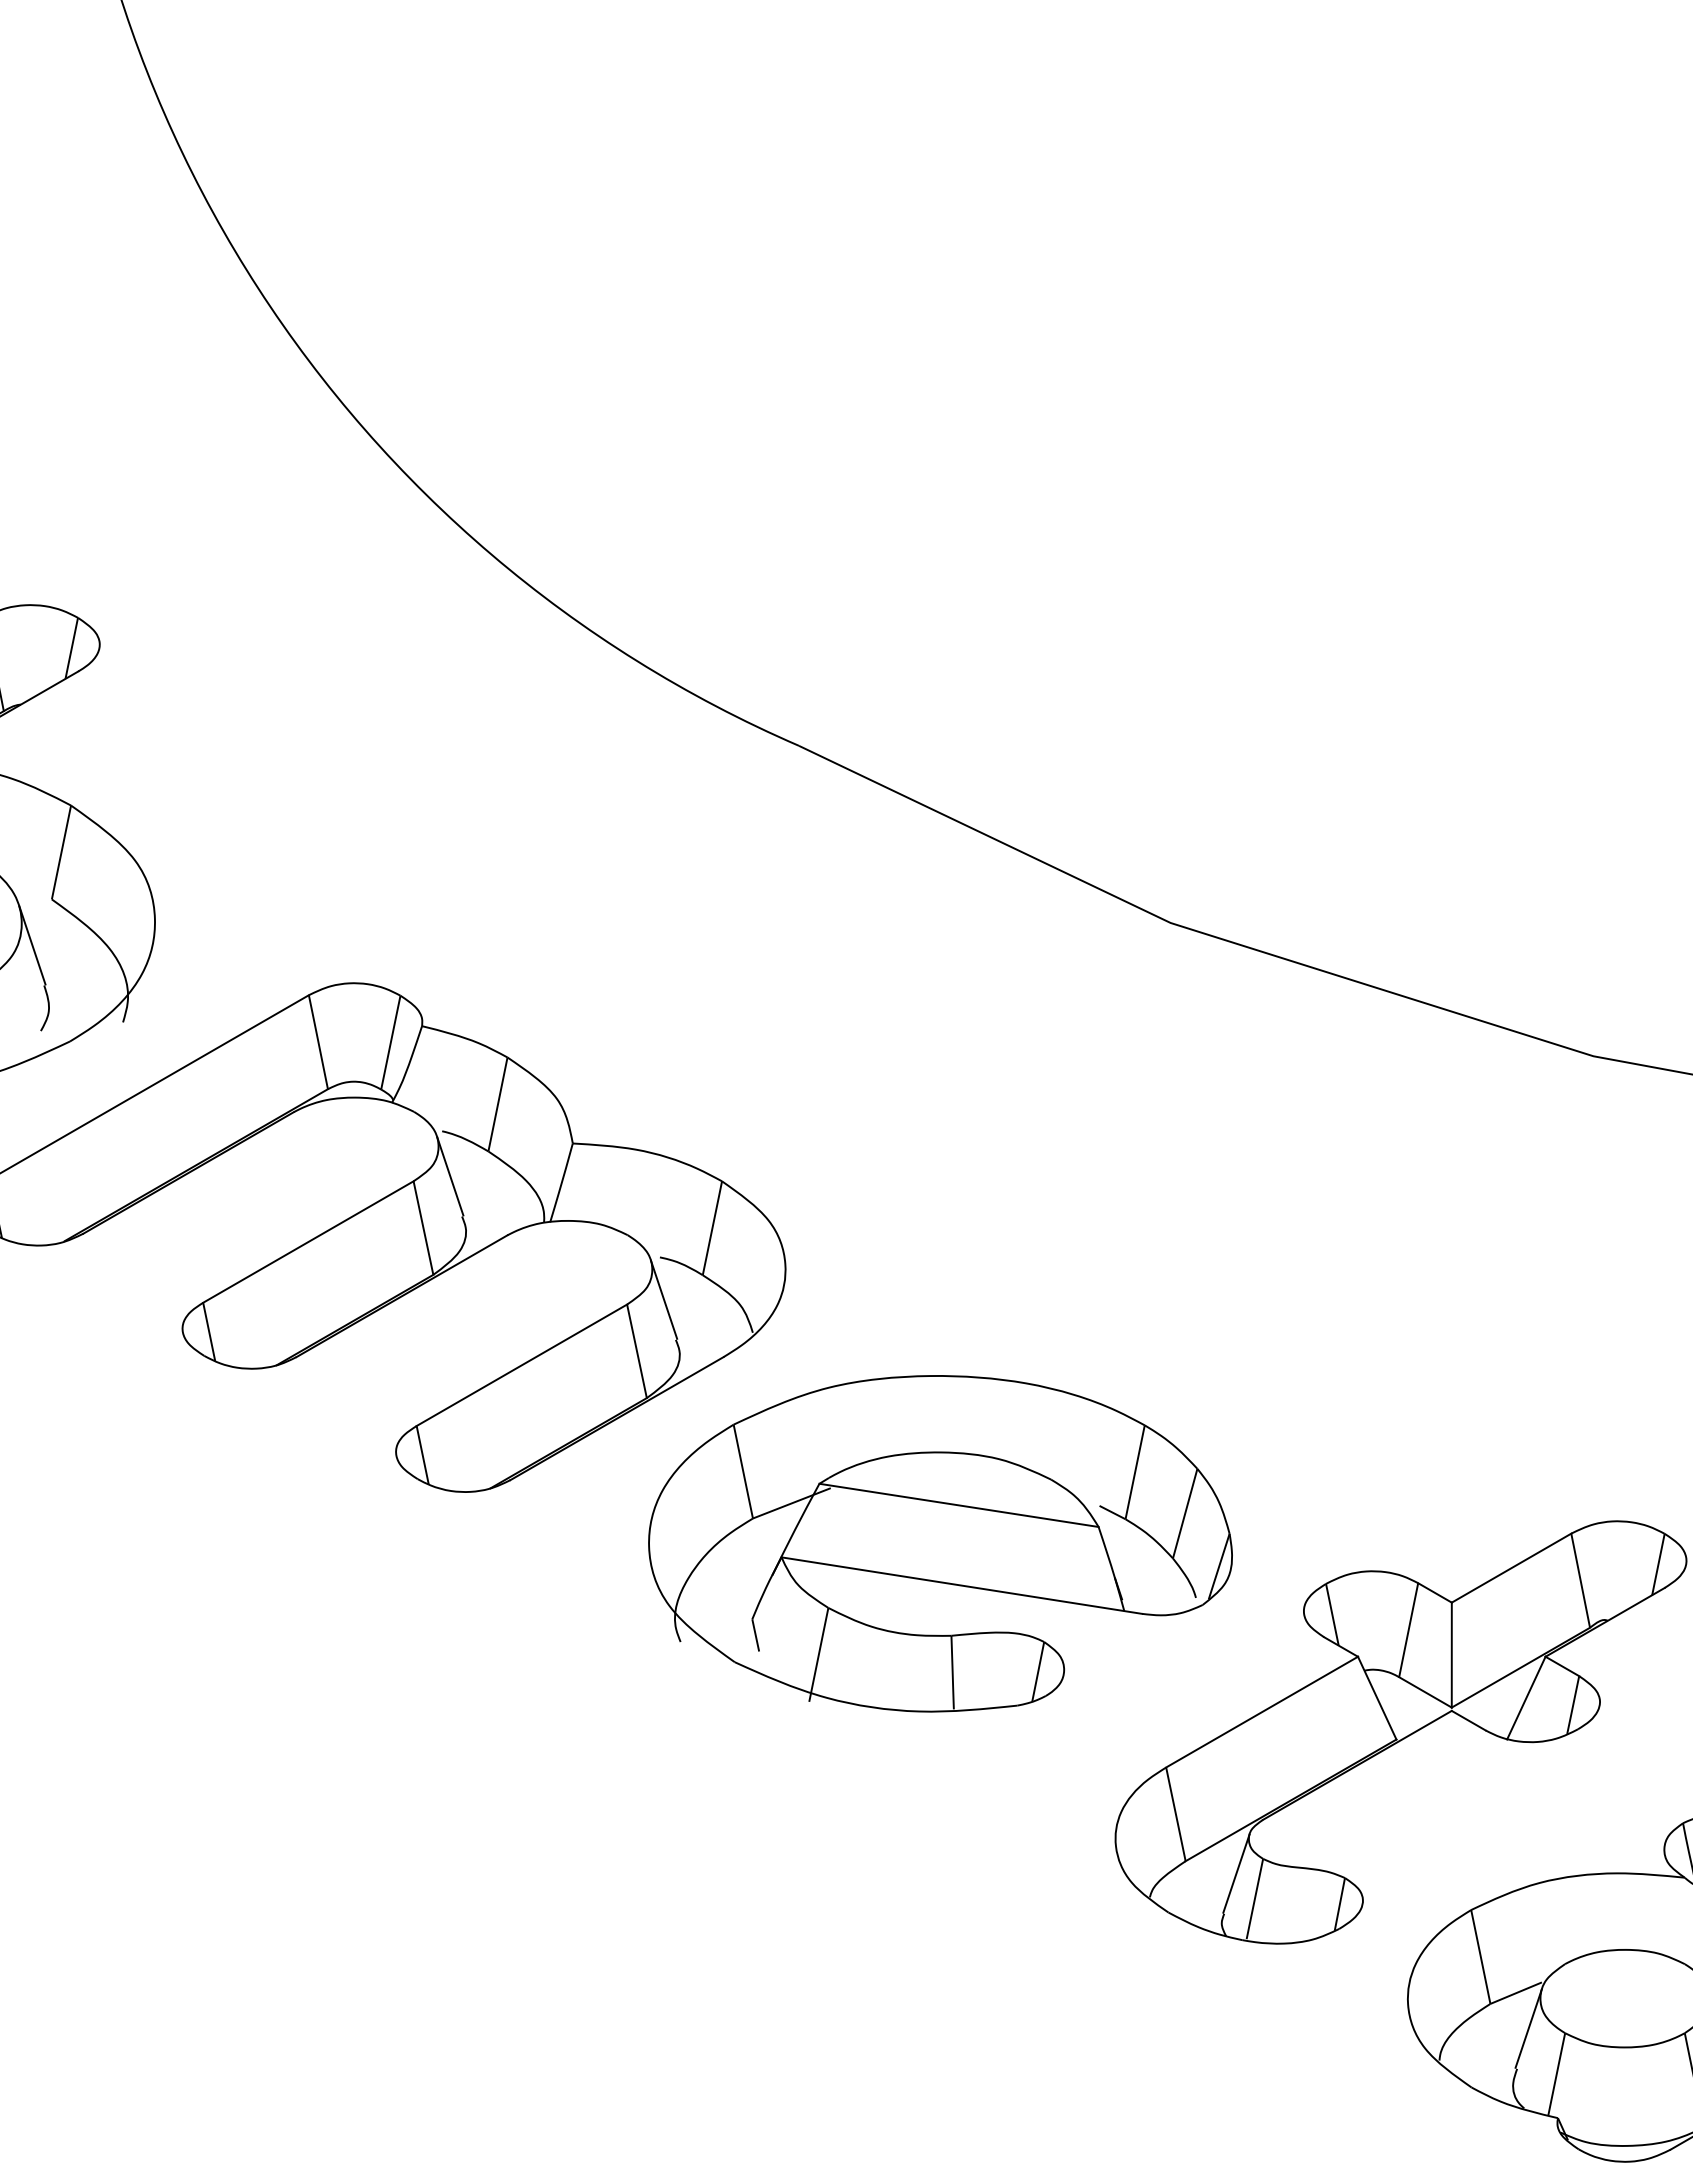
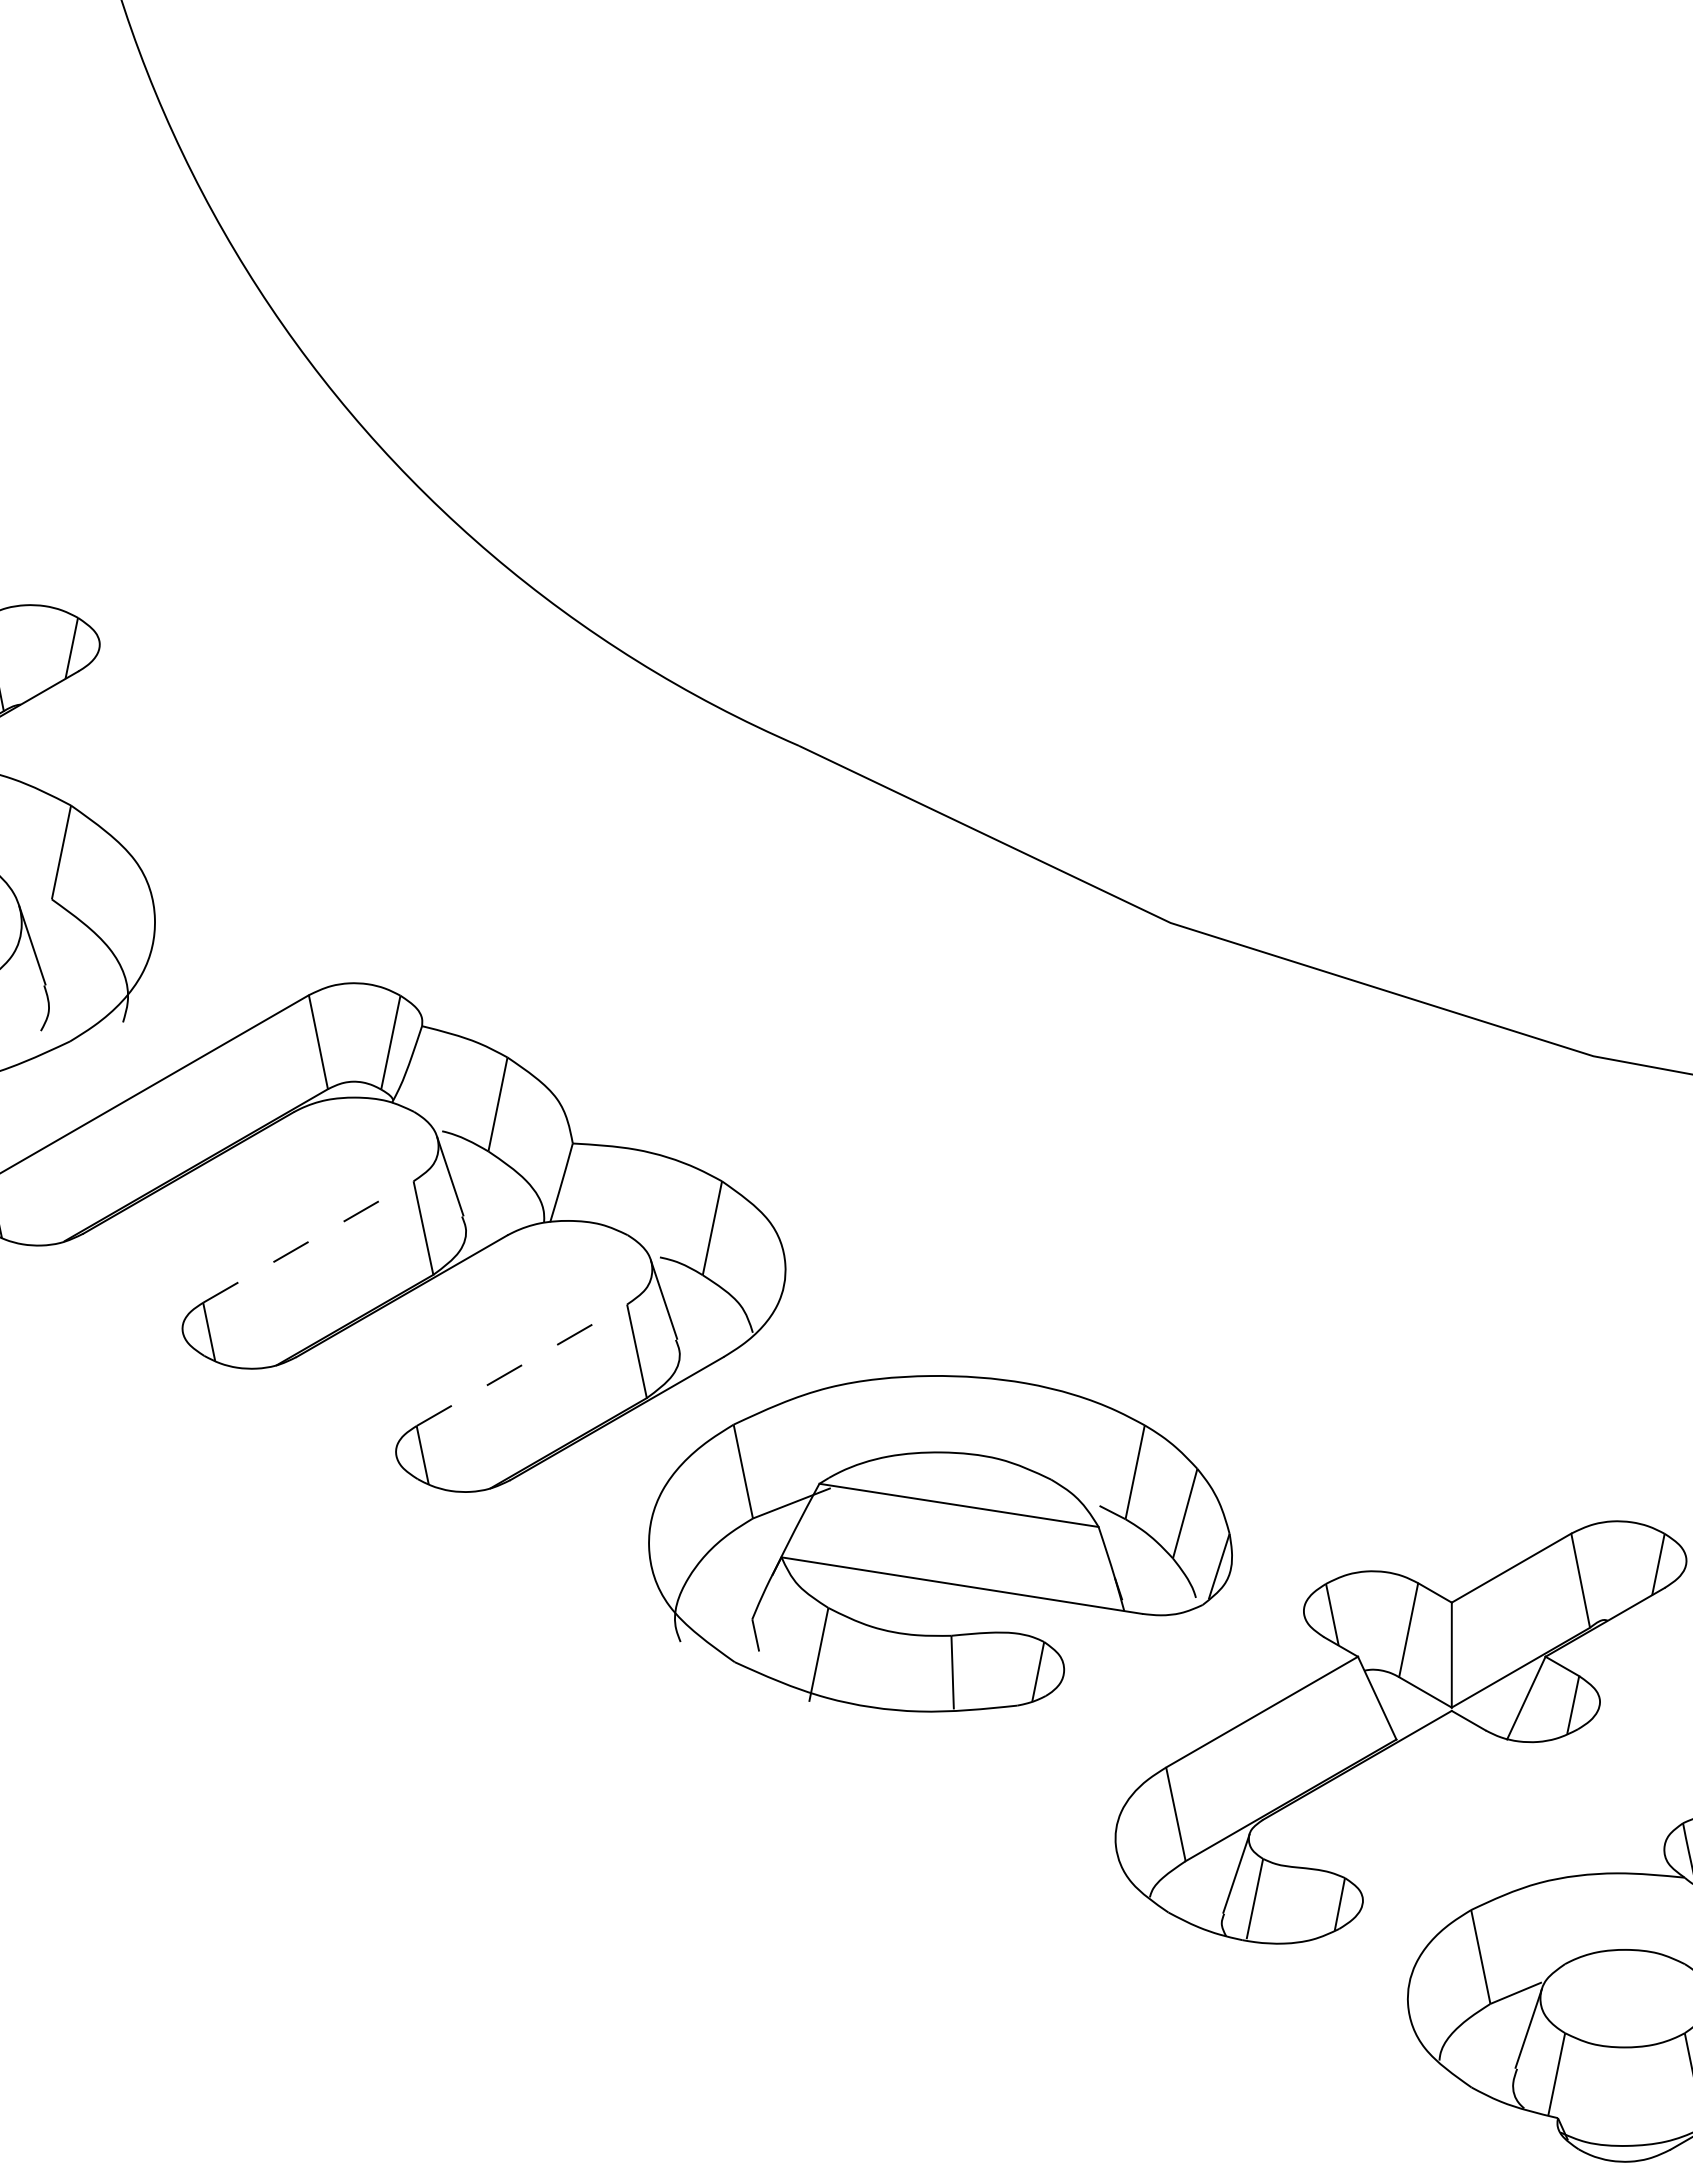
line: solid -> dashed (308, 1241)
line: solid -> dashed (522, 1365)
